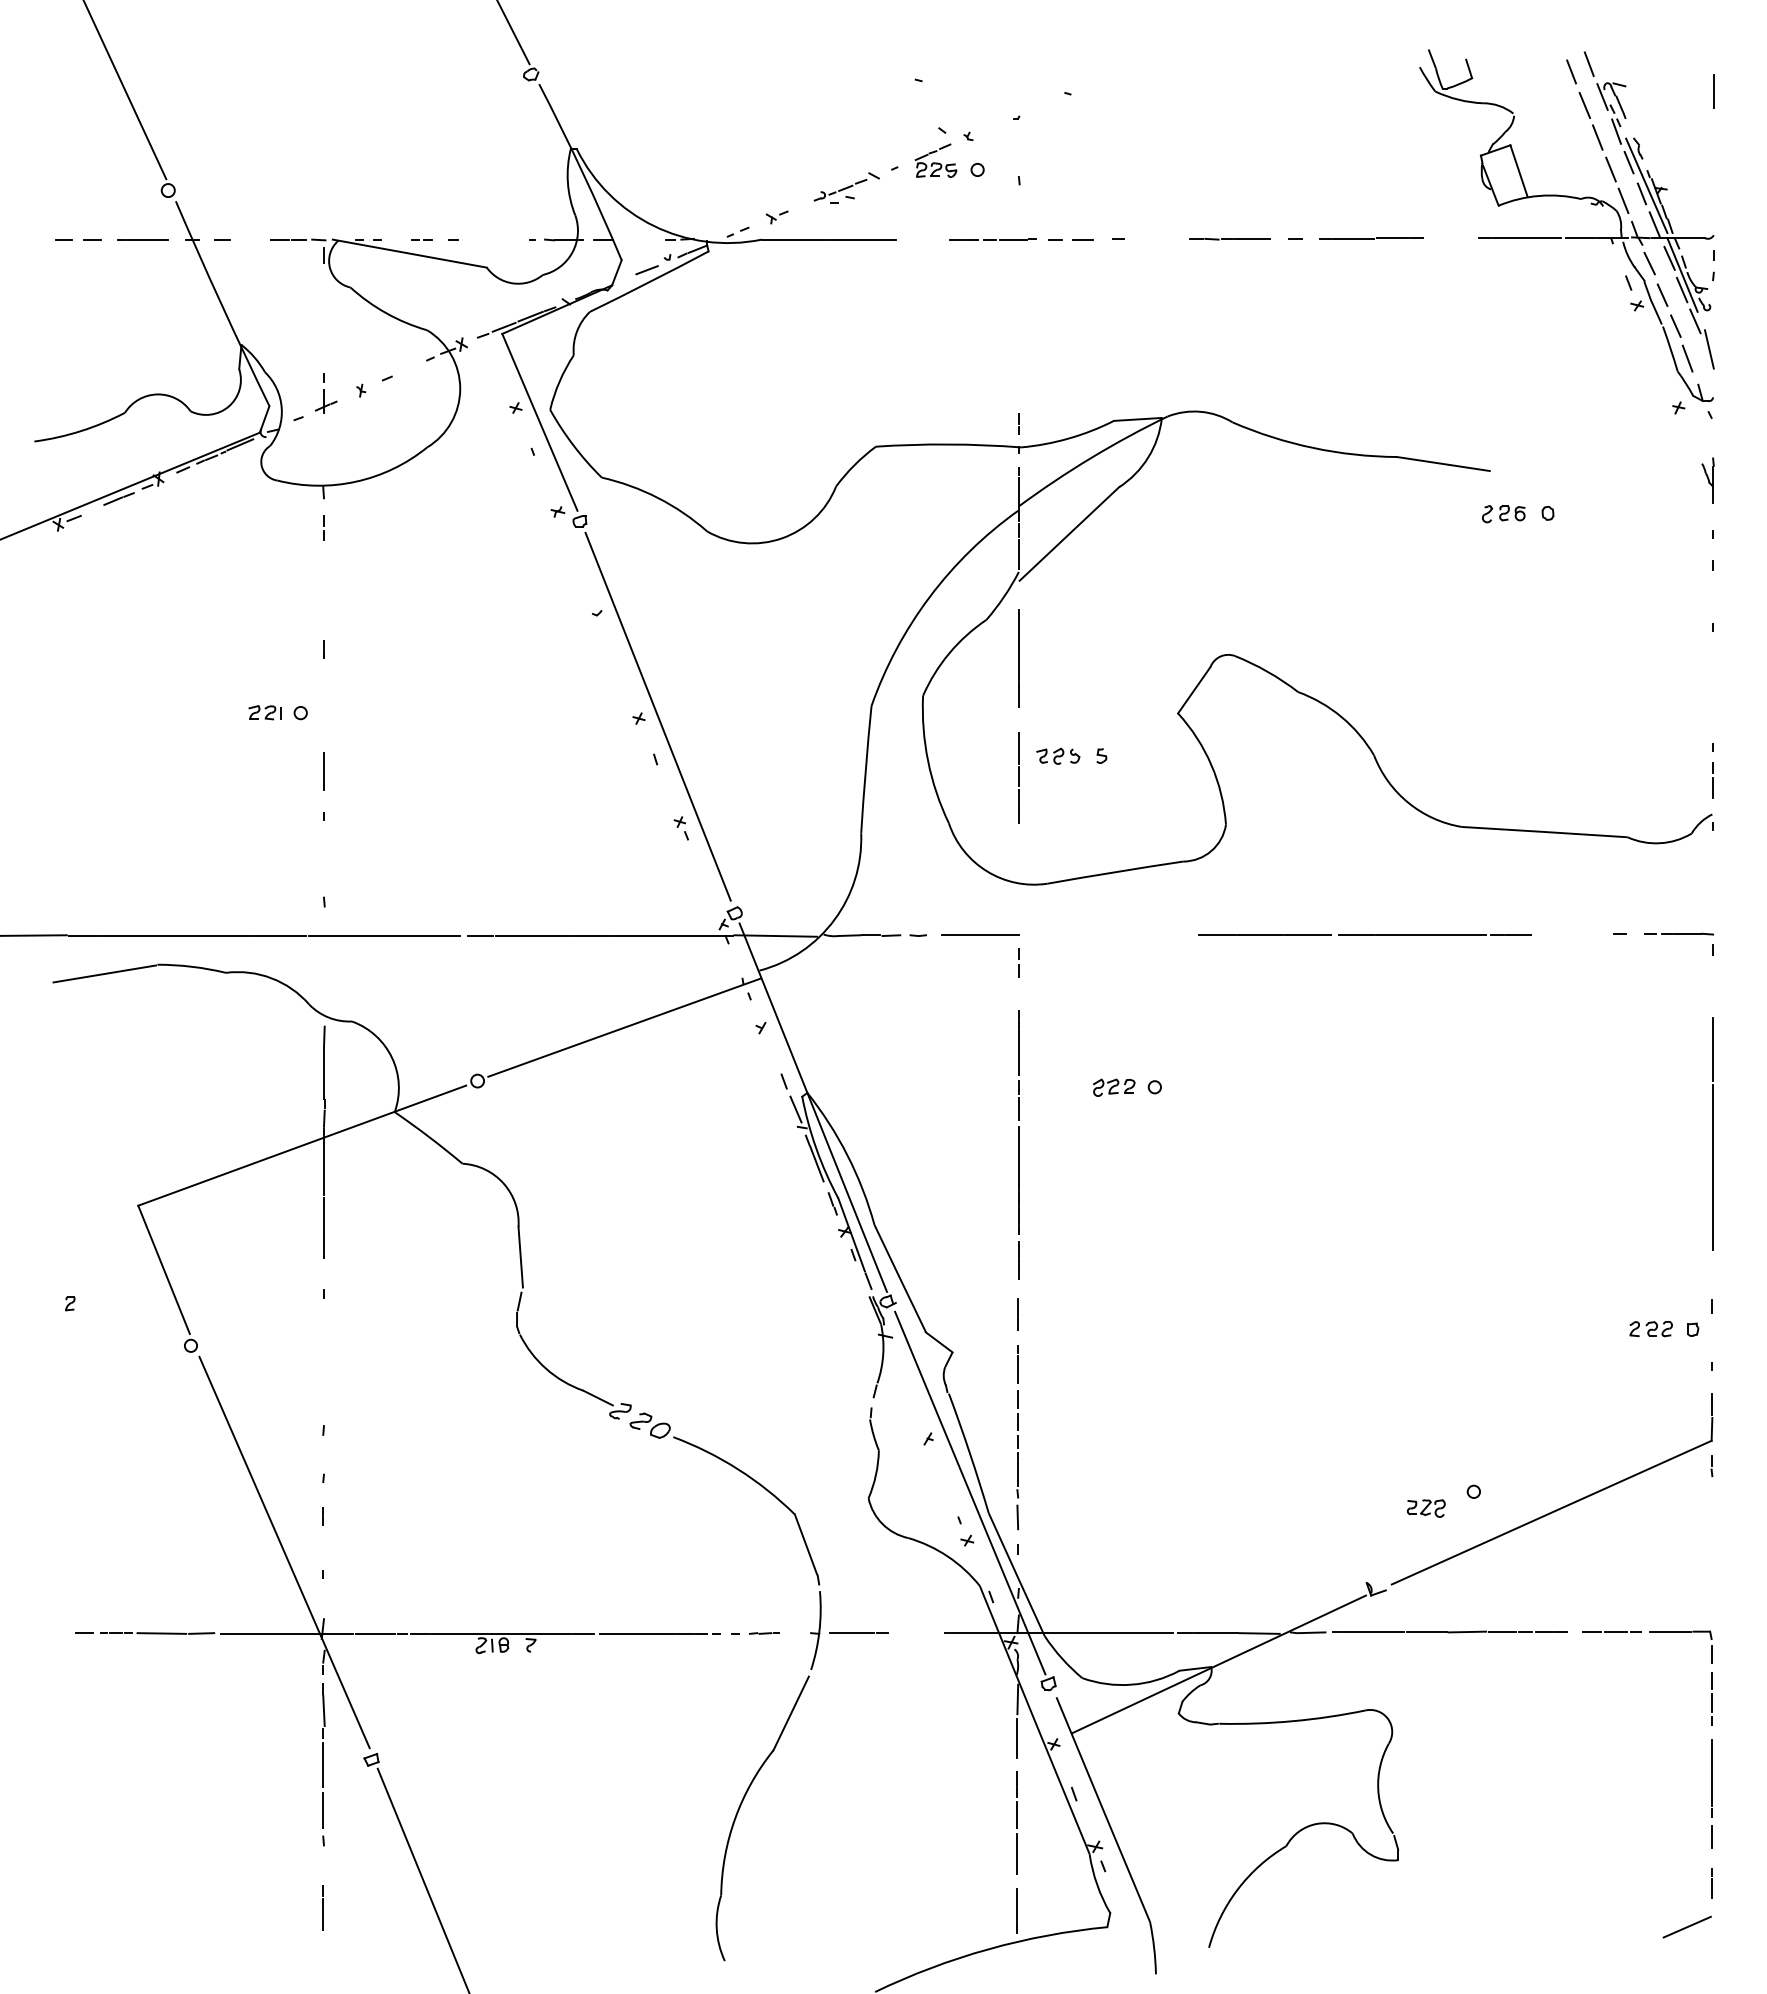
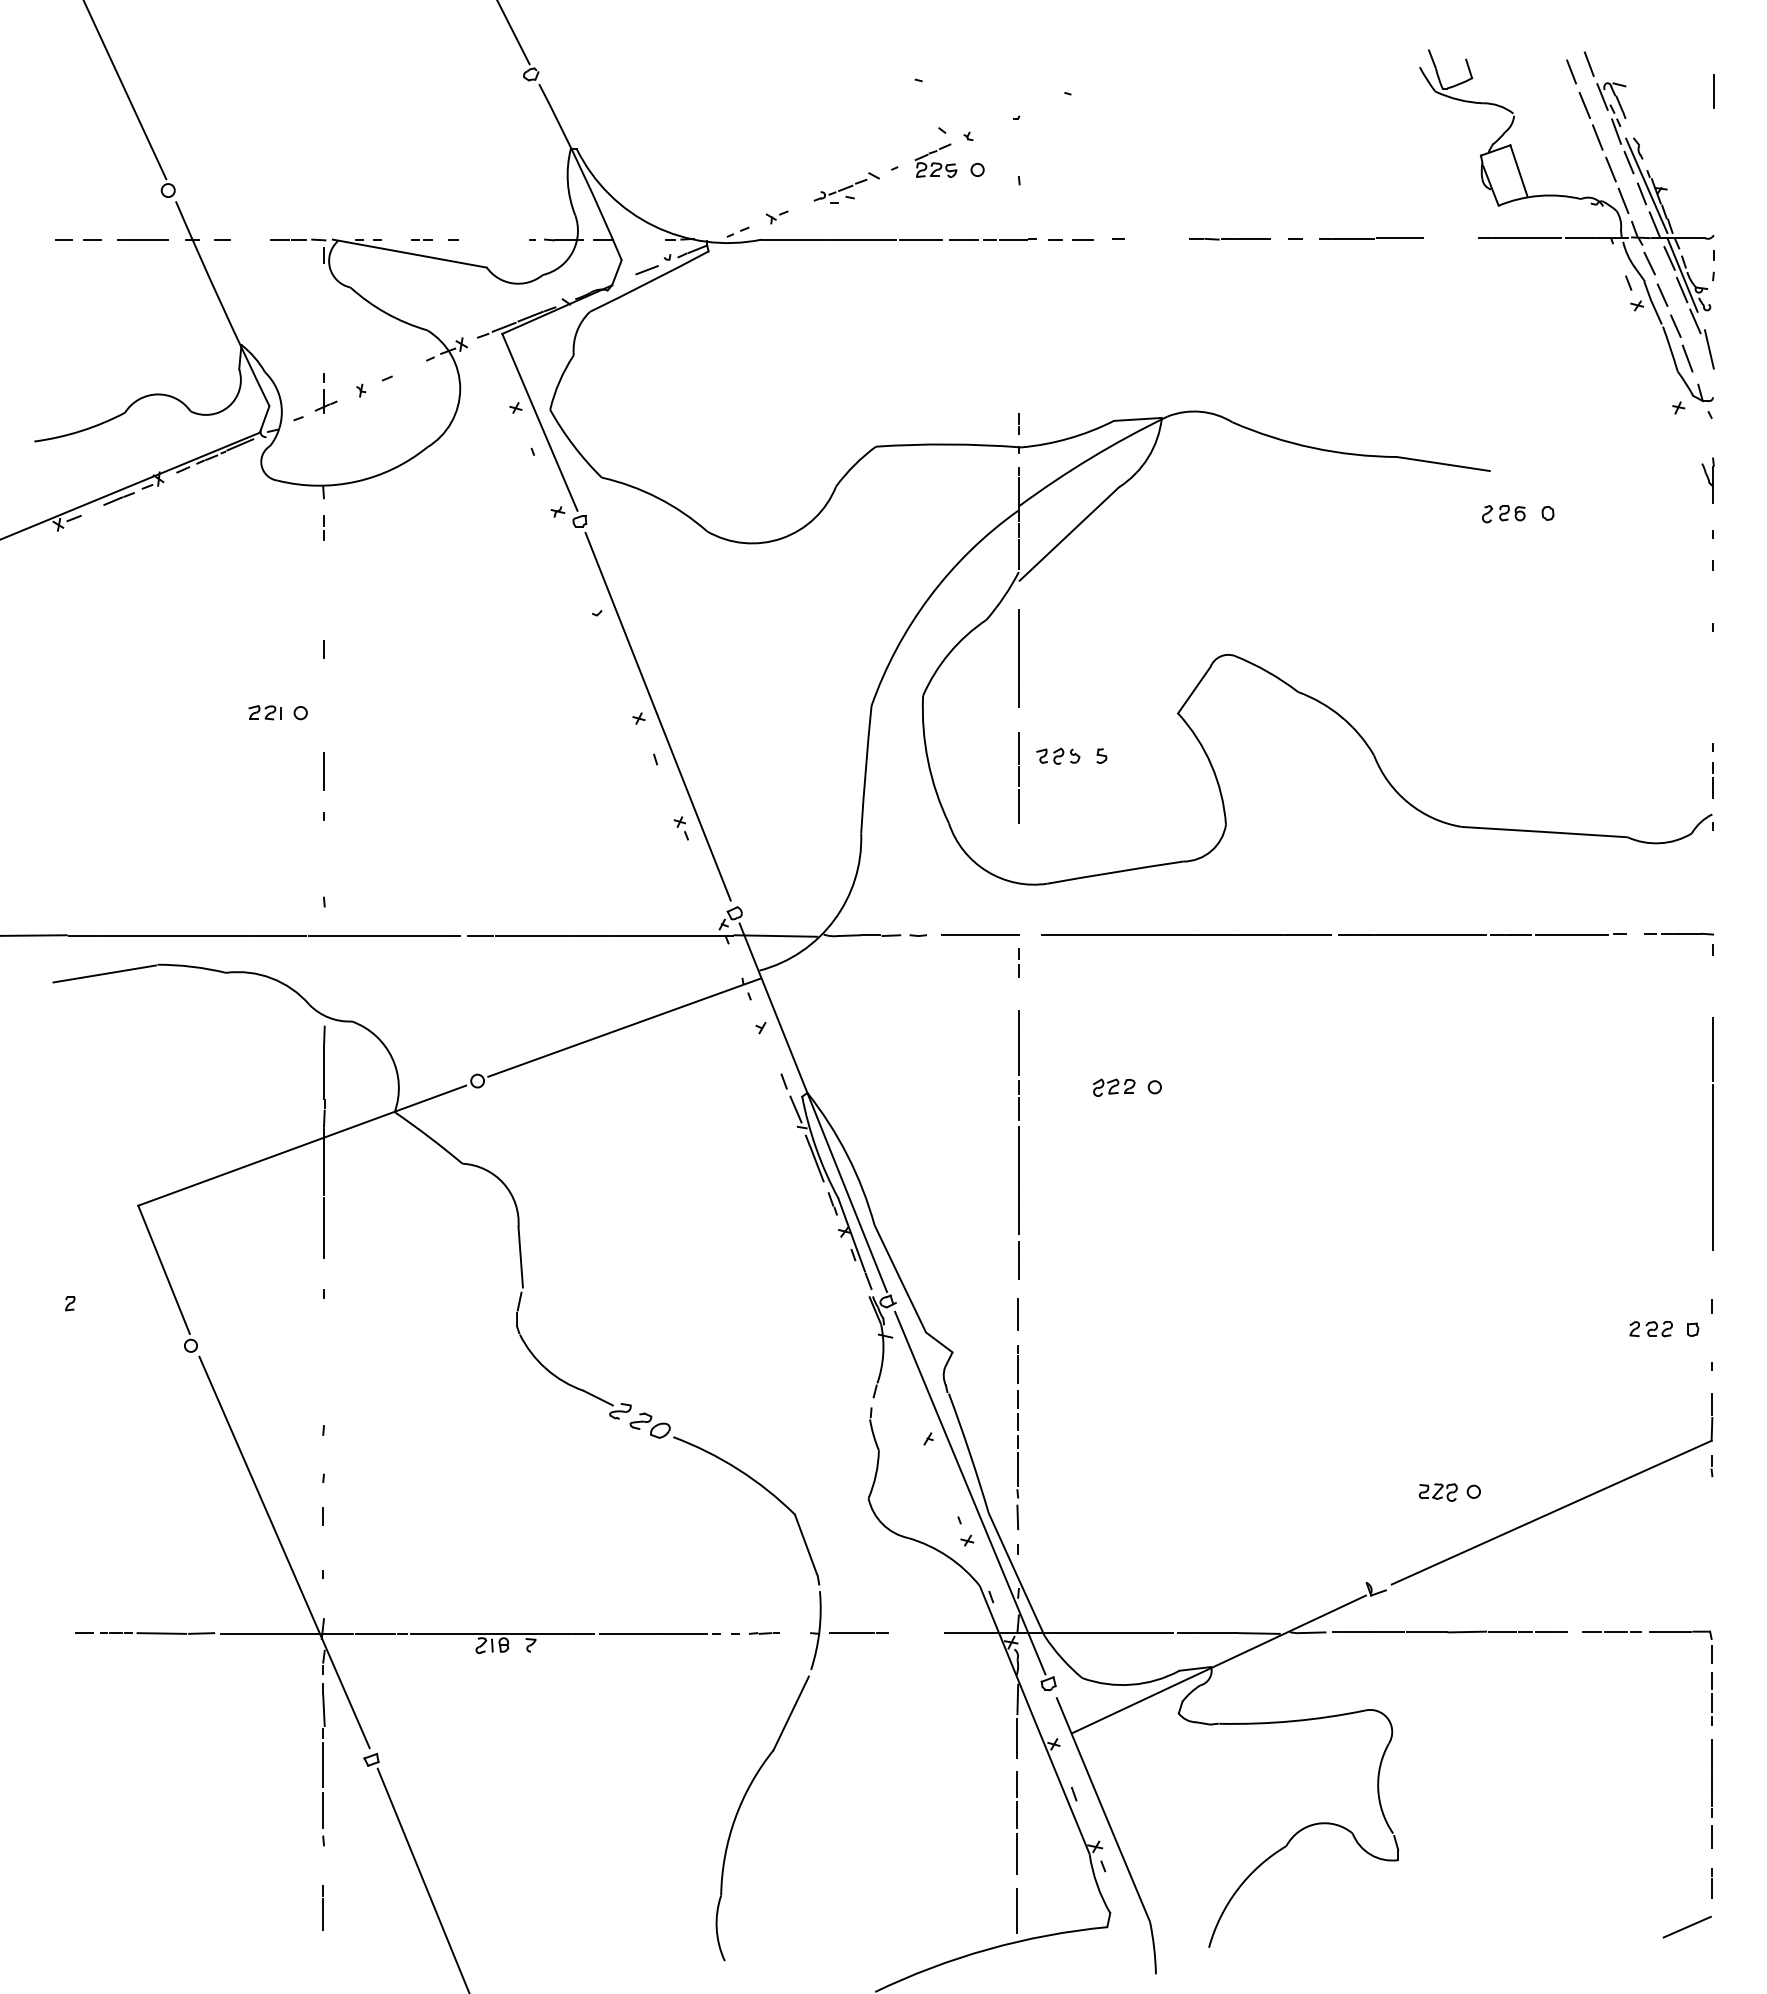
line: none -> present (920, 239)
line: none -> present (1571, 934)
line: none -> present (1119, 935)
part position: (1425, 1508) -> (1437, 1492) (1437, 1492)
